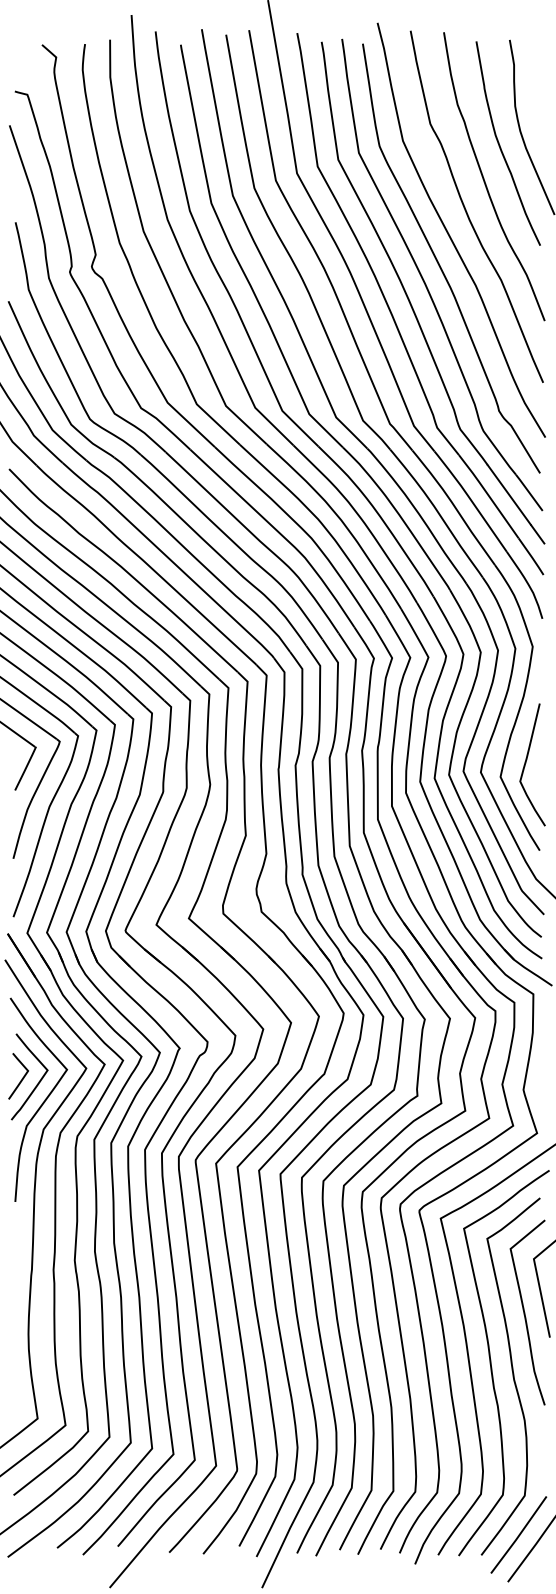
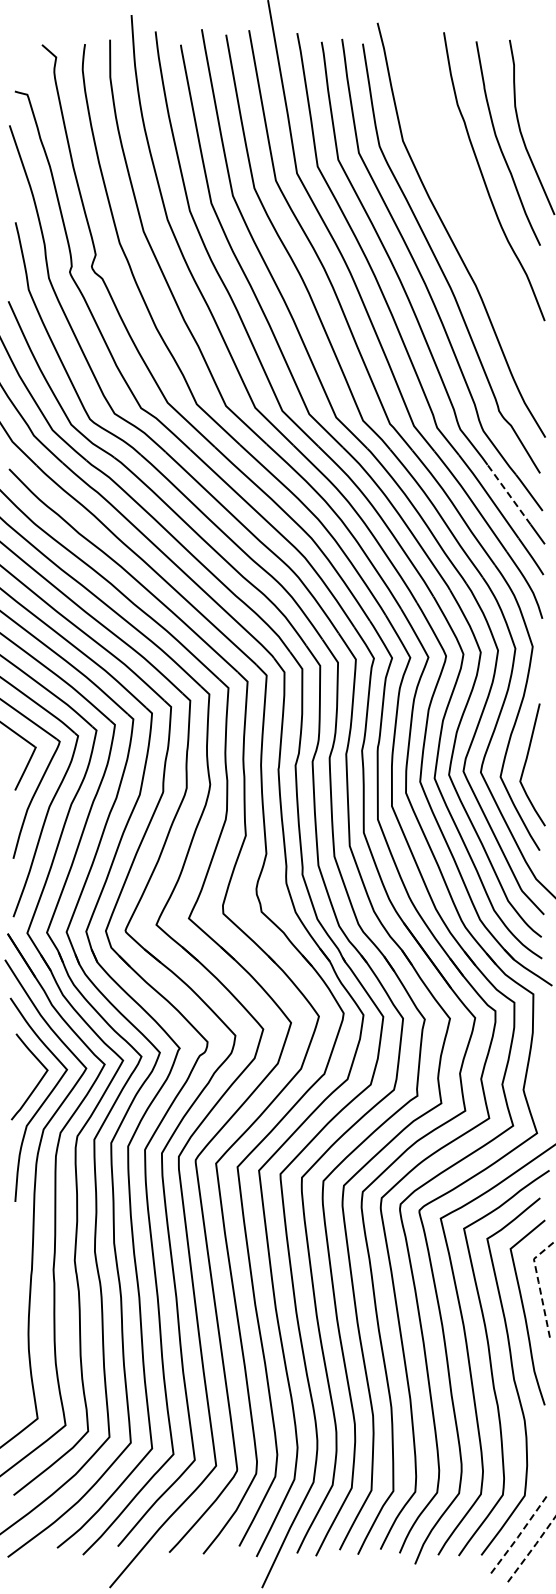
curve: present -> none (467, 211)
line: solid -> dashed (509, 494)
line: present -> none (22, 1077)
line: solid -> dashed (538, 1283)
line: solid -> dashed (518, 1535)
line: solid -> dashed (532, 1548)
